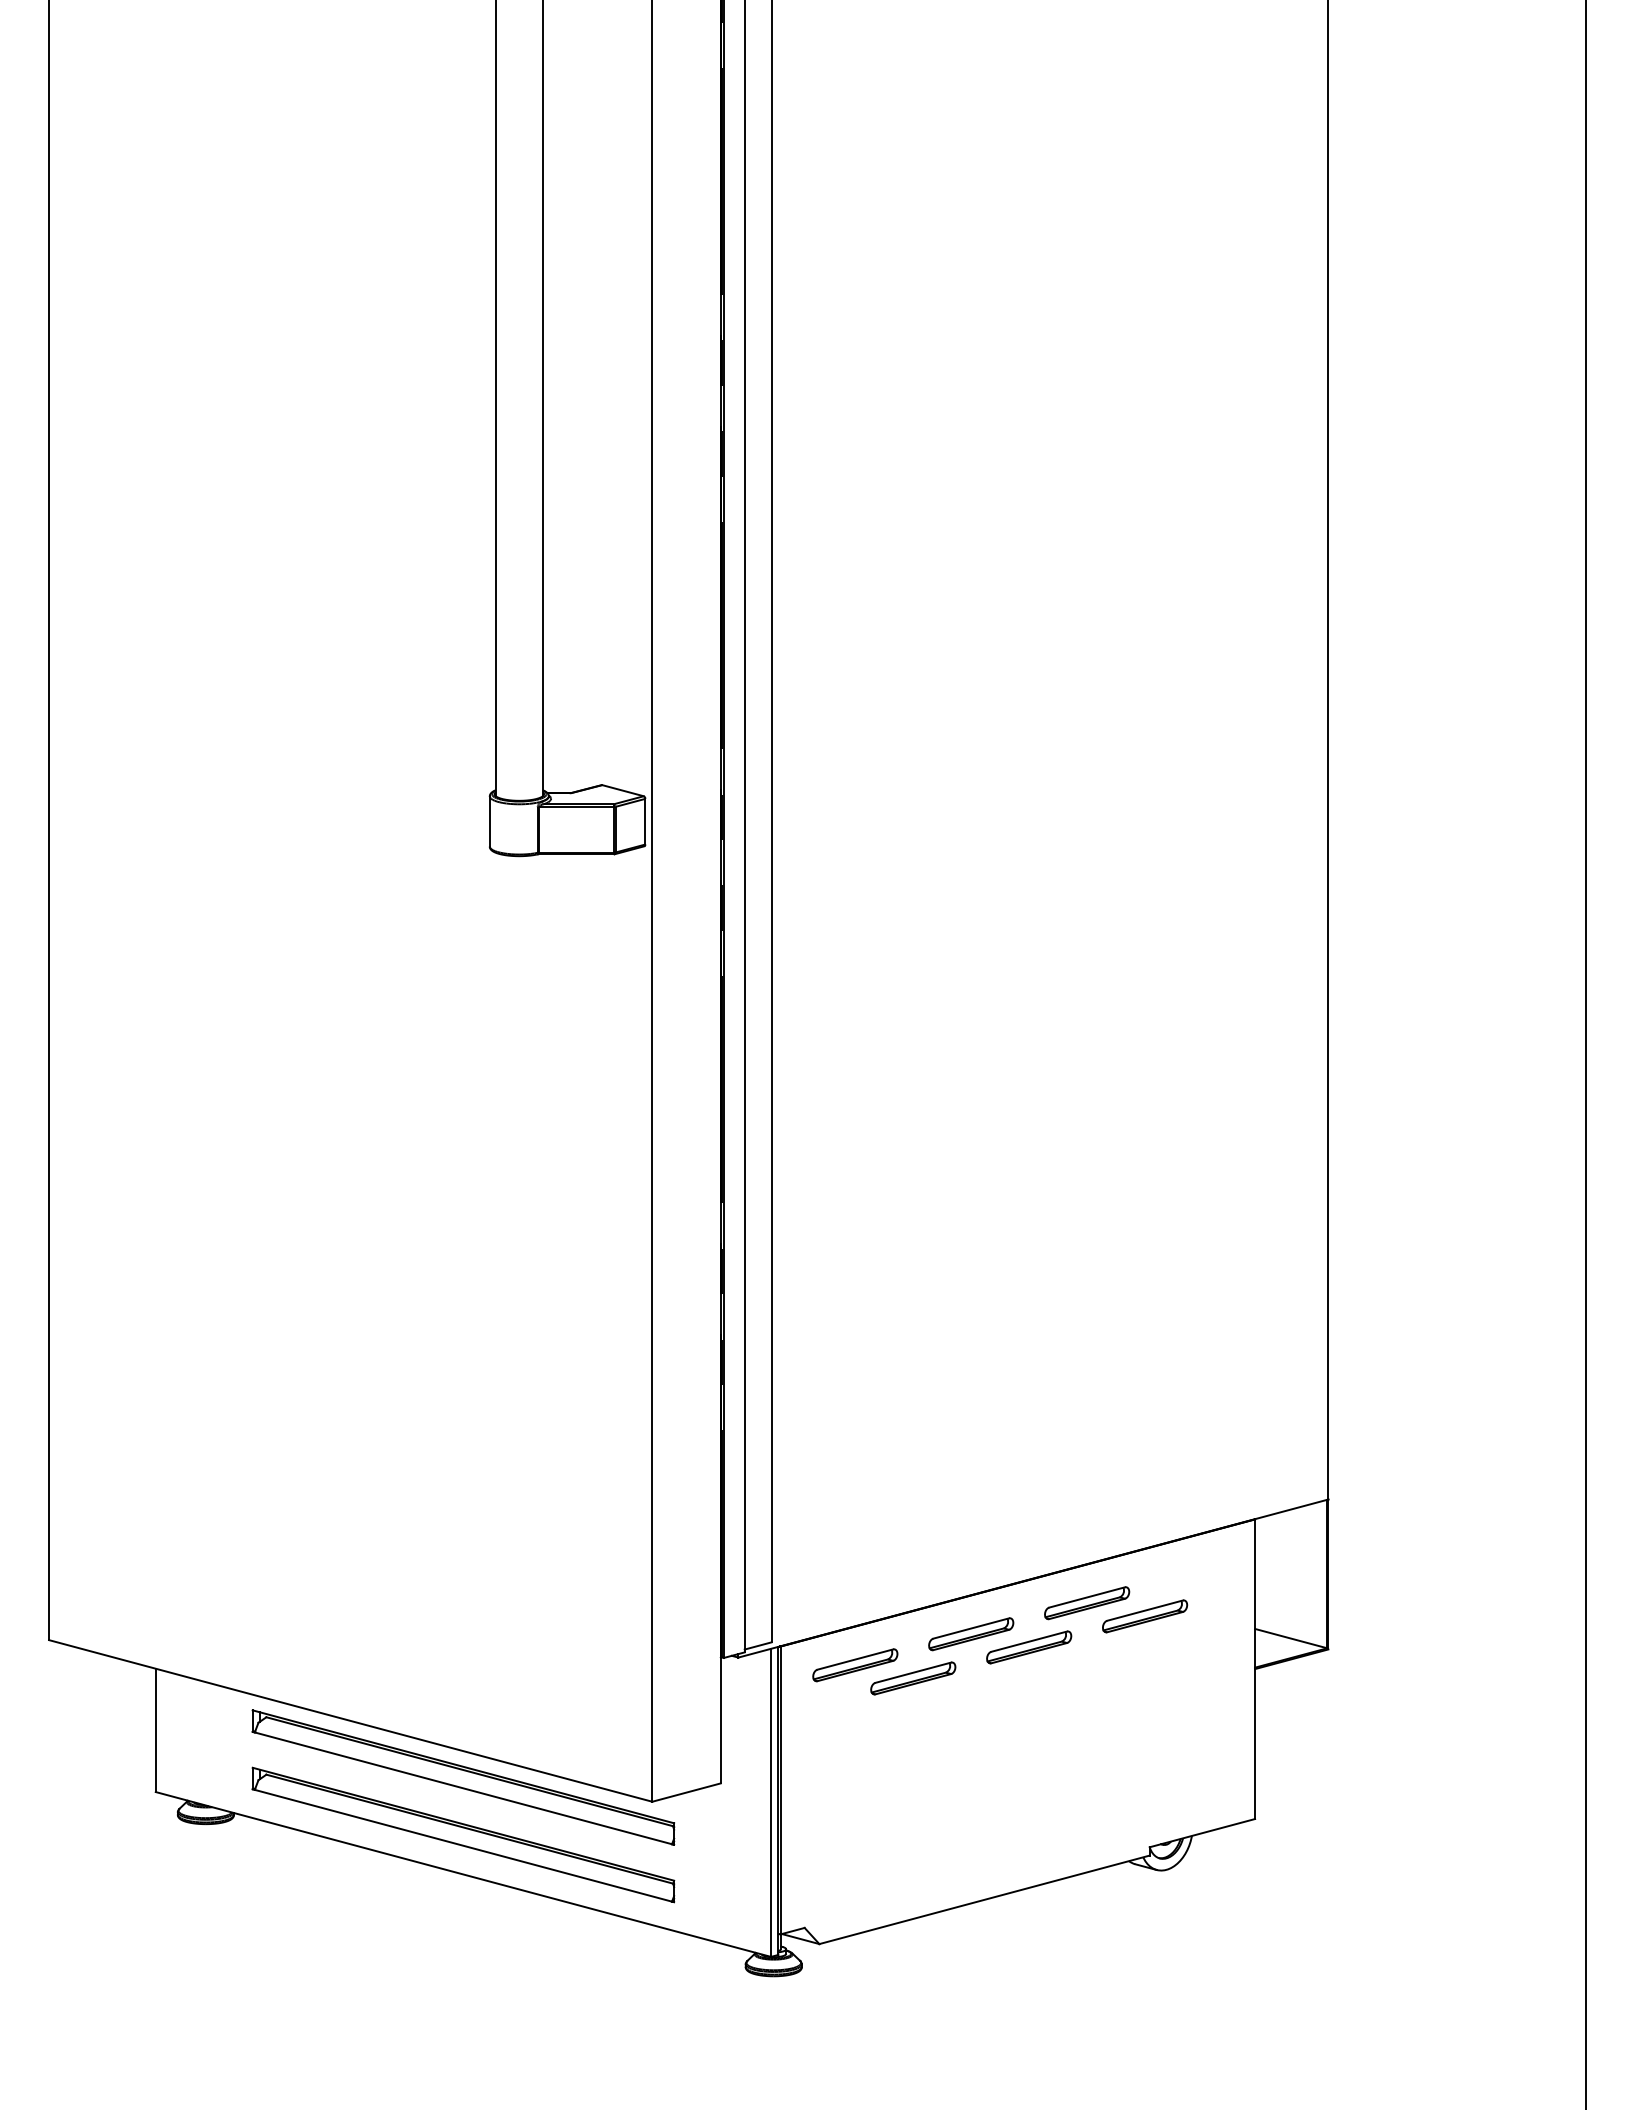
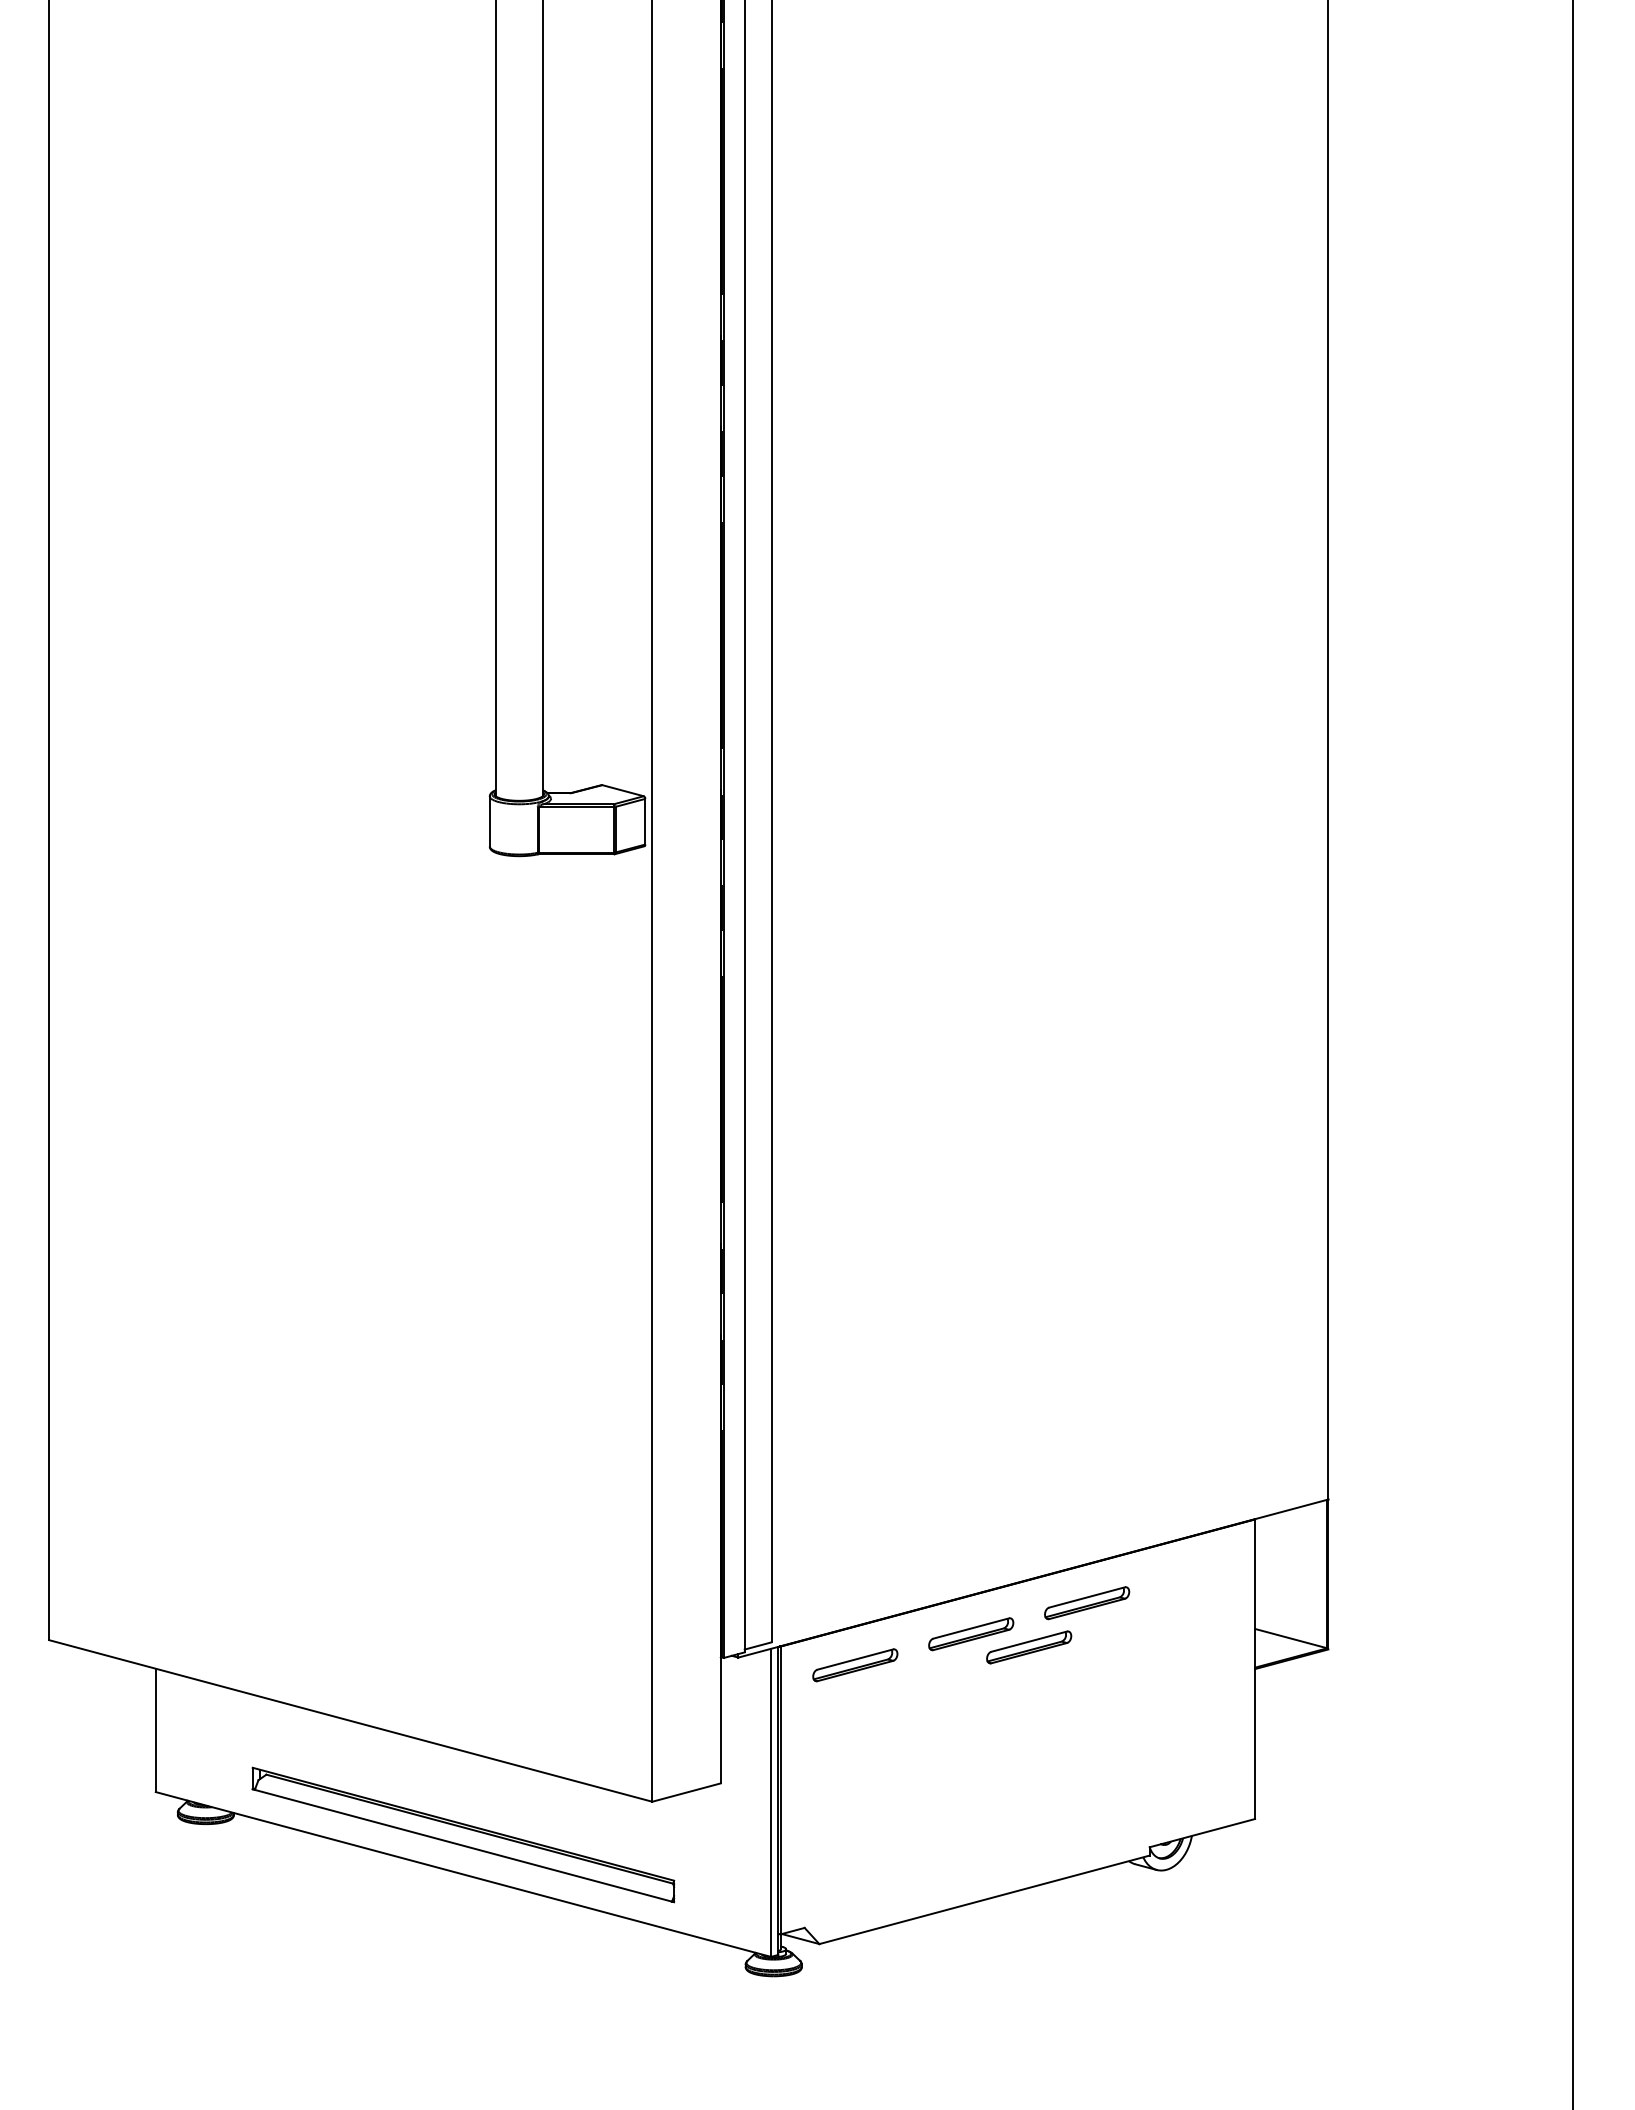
line position: (1585, 1054) -> (1572, 1054) (1572, 1054)
part: present -> none (1145, 1616)
part: present -> none (913, 1678)
part: present -> none (463, 1777)
